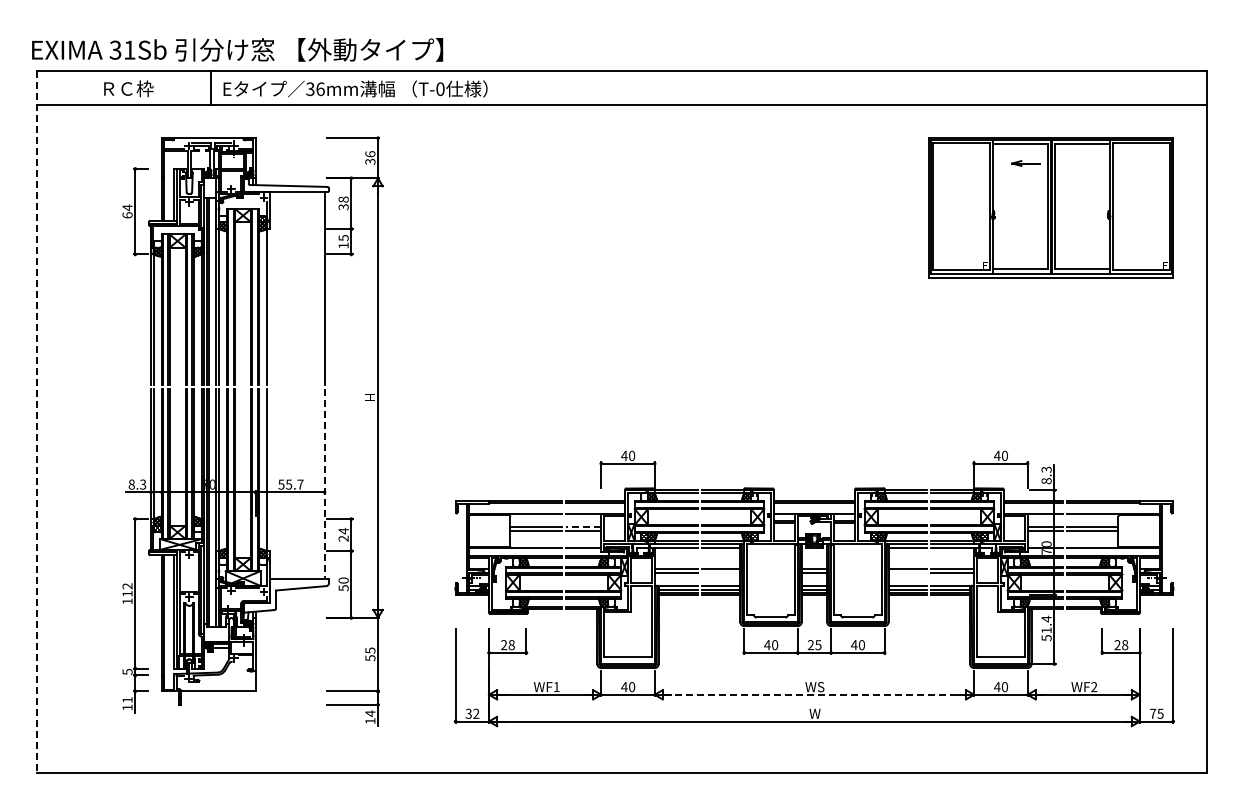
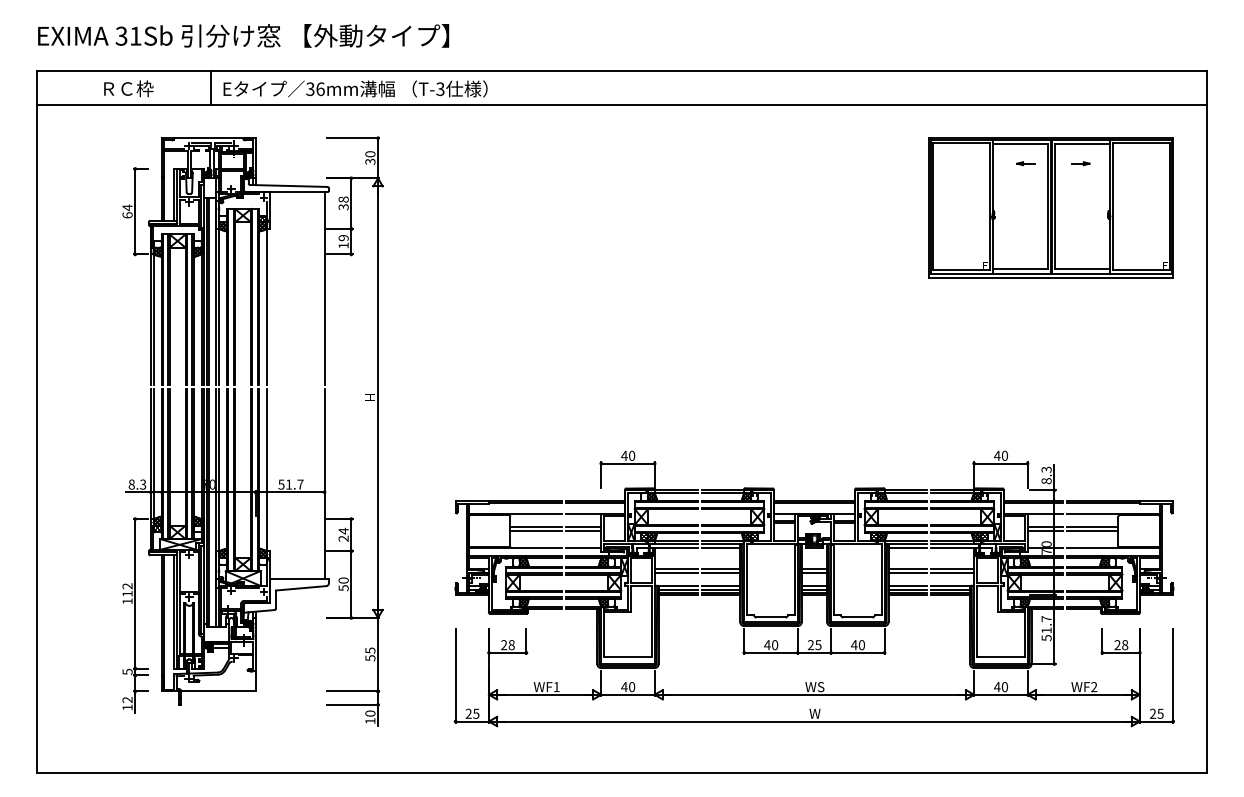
text position: (237, 49) -> (243, 35) (243, 35)
text: T-0 -> T-3 (440, 88)
text: 36 -> 30 (370, 154)
part size: 30x7 px -> 20x6 px (1025, 163)
part: none -> present (1080, 163)
text: 15 -> 19 (343, 238)
line: dashed -> solid (37, 422)
text: 55.7 -> 51.7 (289, 484)
line: dashed -> solid (324, 484)
line: dashed -> solid (583, 526)
line: none -> present (720, 573)
line: none -> present (907, 573)
text: 51.4 -> 51.7 (1046, 618)
line: dashed -> solid (814, 694)
text: 11 -> 12 (127, 700)
text: 14 -> 10 (370, 713)
text: 32 -> 25 (472, 713)
text: 75 -> 25 (1153, 713)
